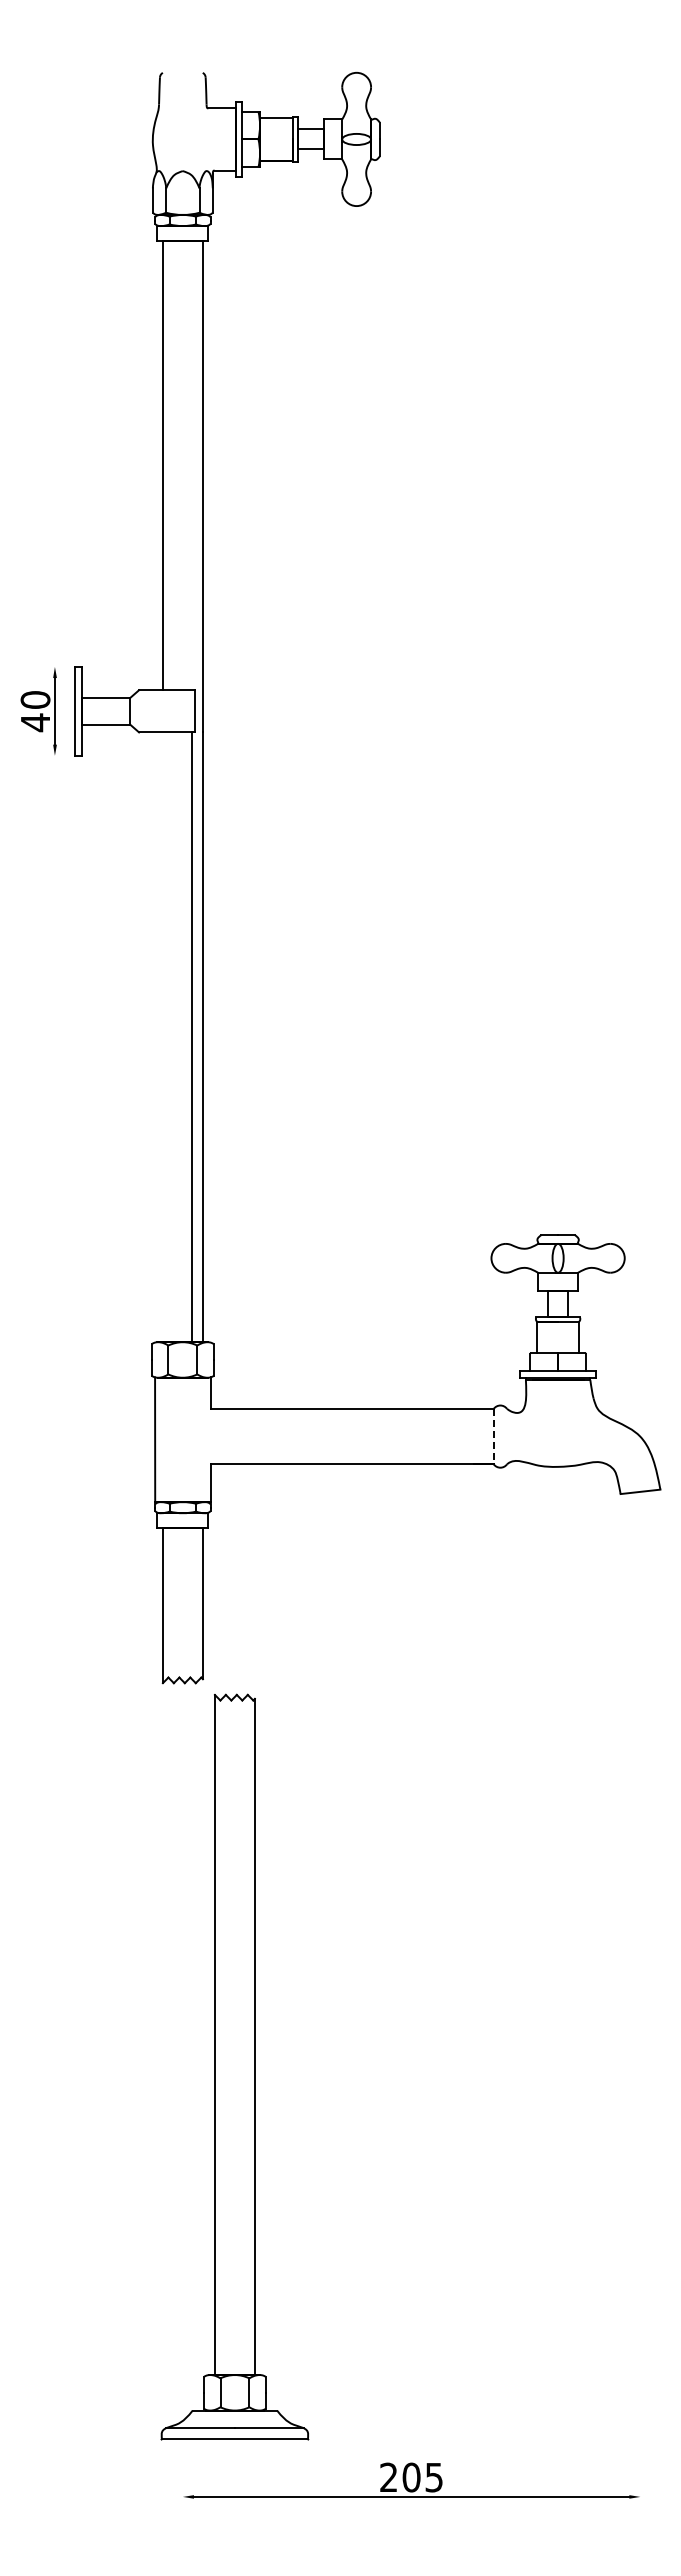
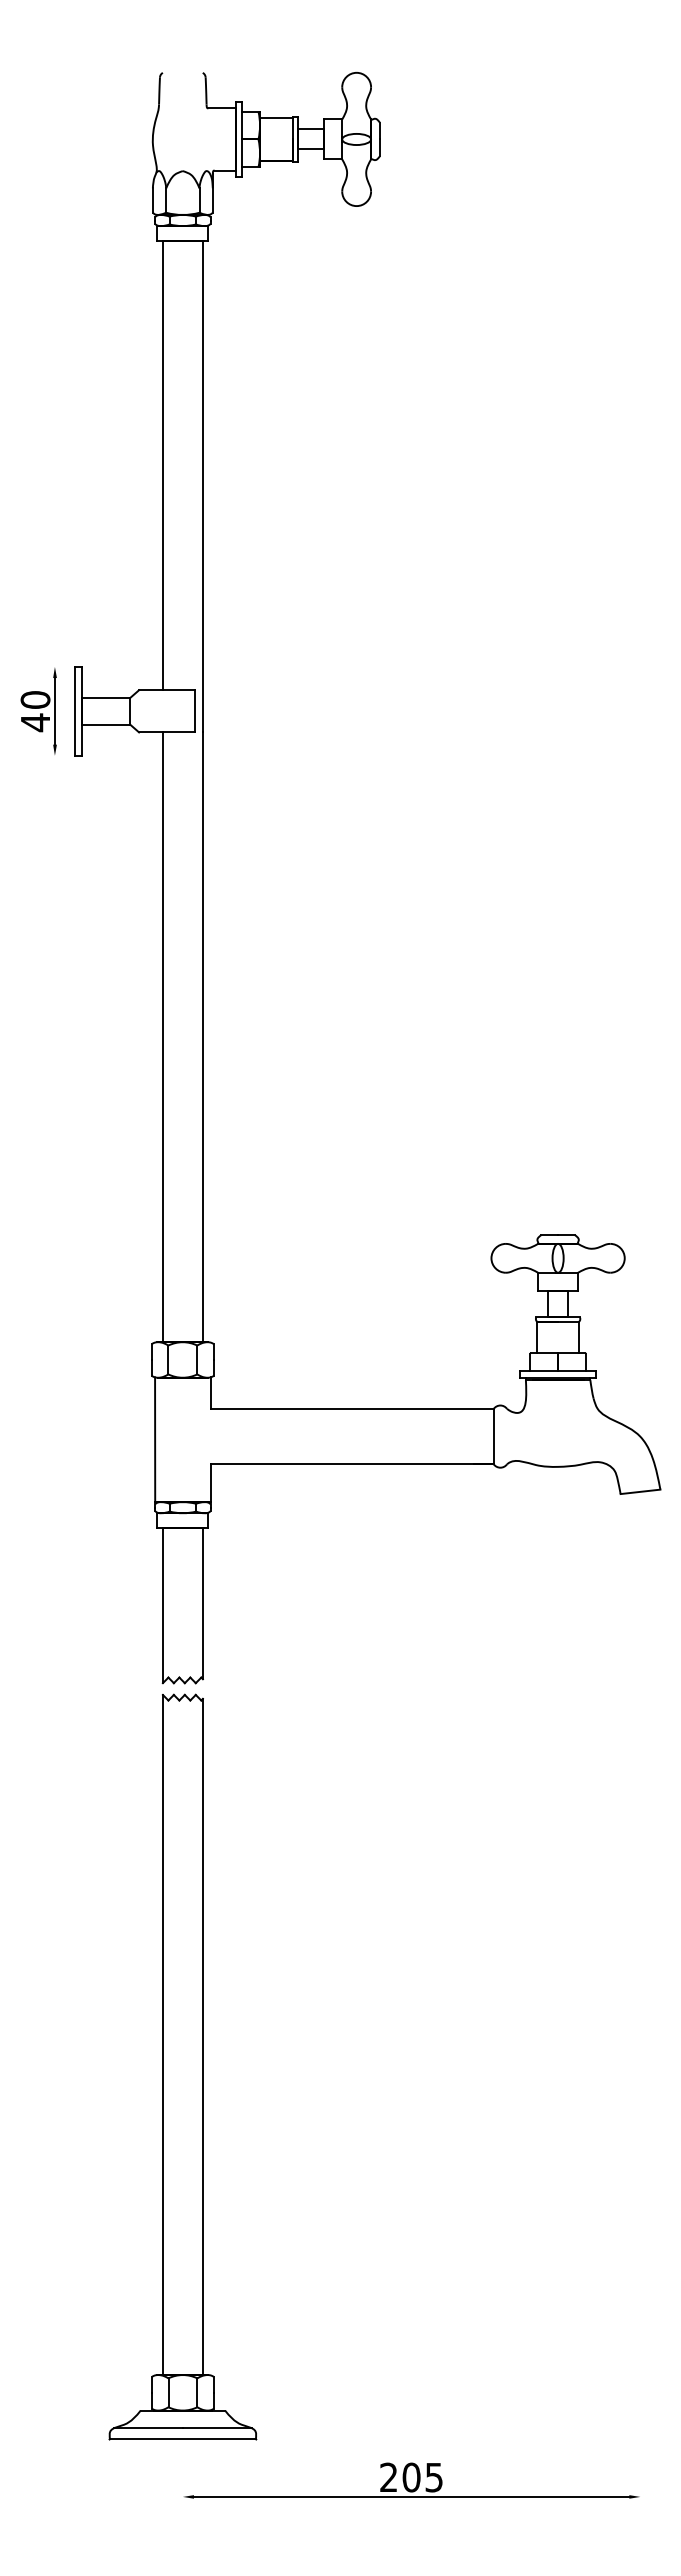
line position: (191, 1037) -> (162, 1037) (162, 1037)
line: dashed -> solid (493, 1436)
part position: (234, 2066) -> (182, 2066) (182, 2066)
